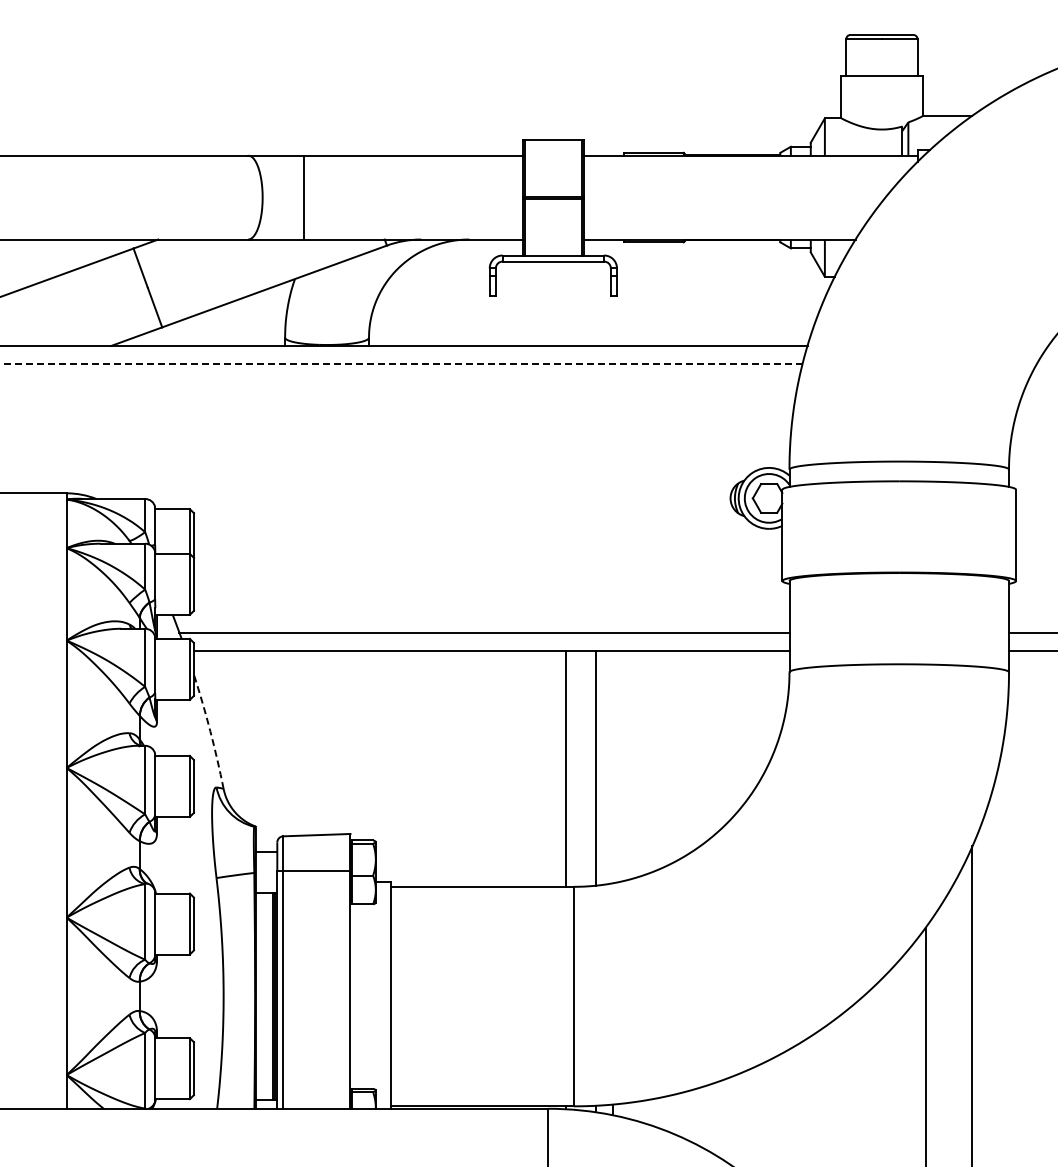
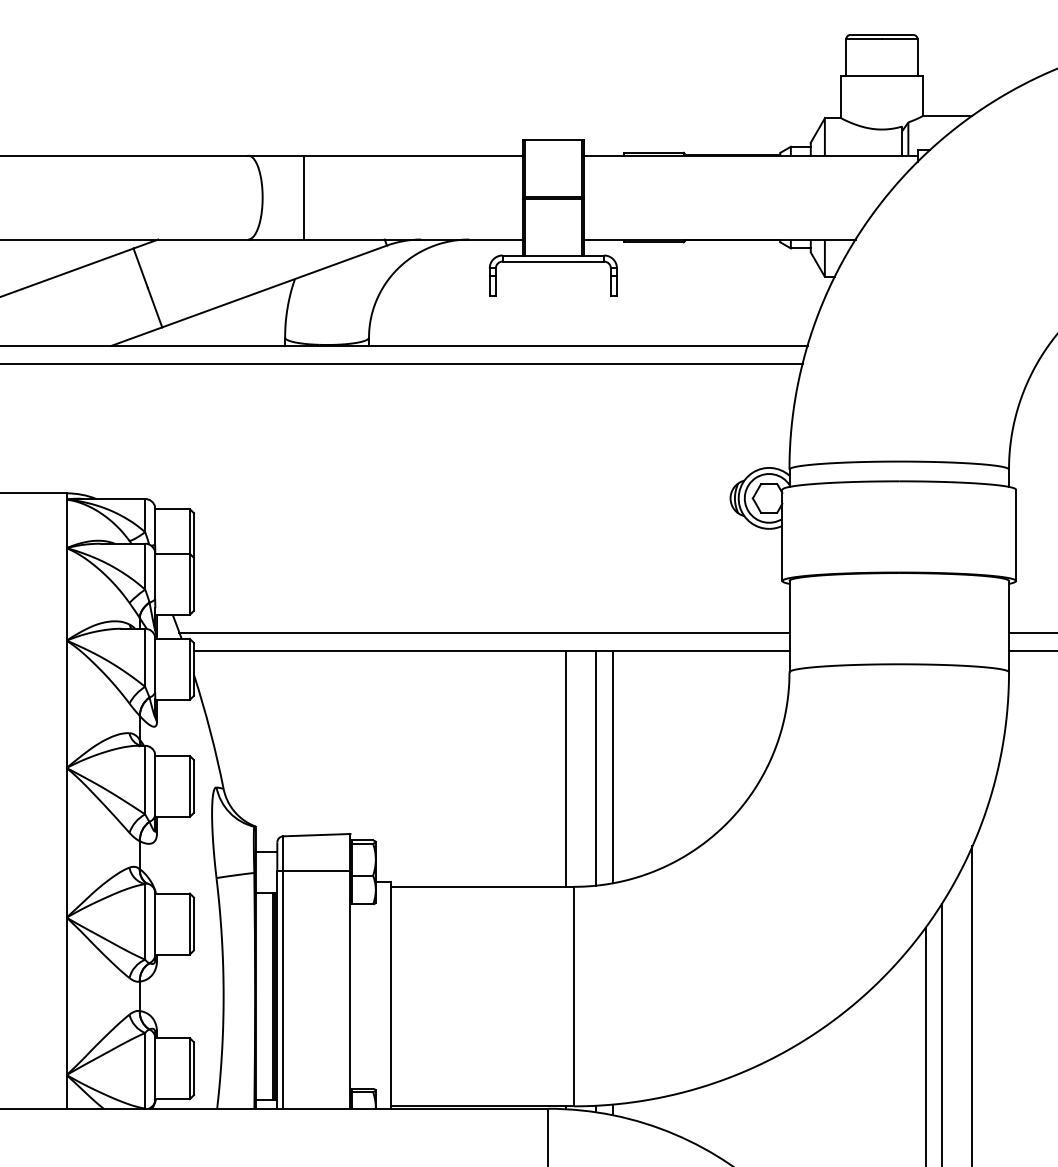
line: dashed -> solid (400, 364)
arc: dashed -> solid (210, 731)
line: none -> present (612, 766)
line: none -> present (941, 1033)
